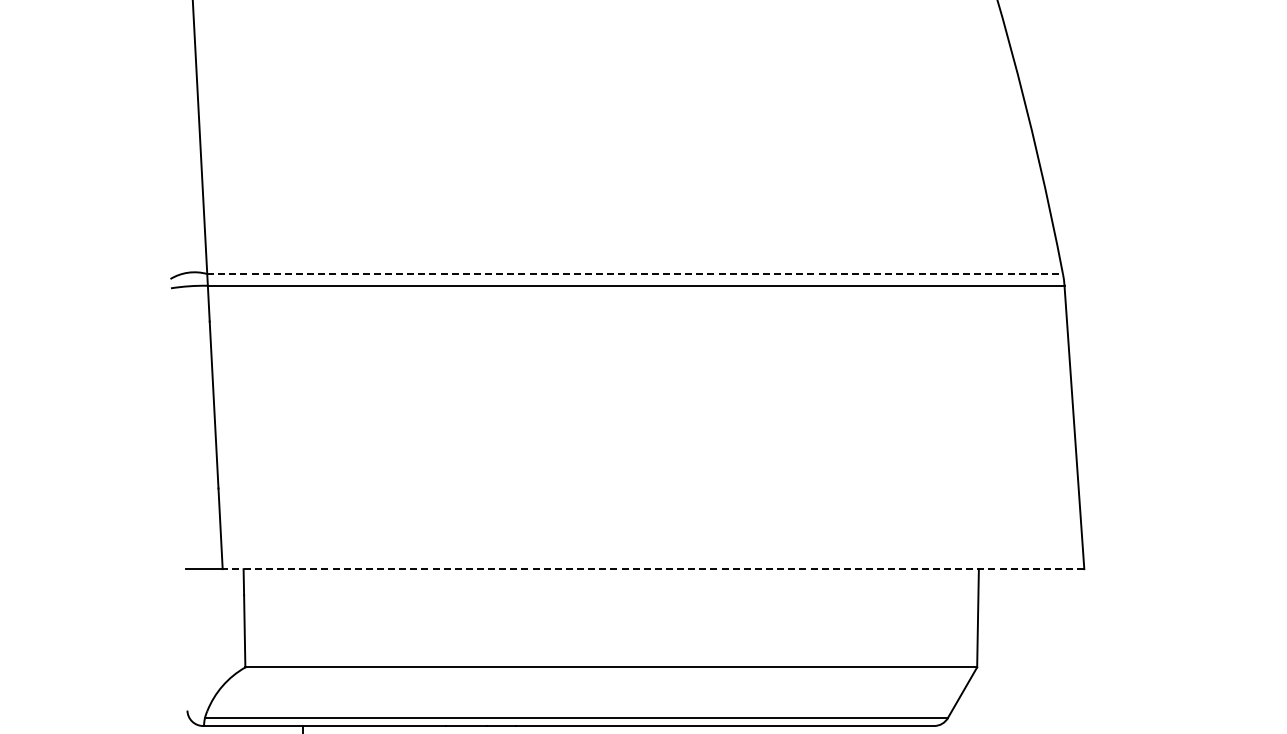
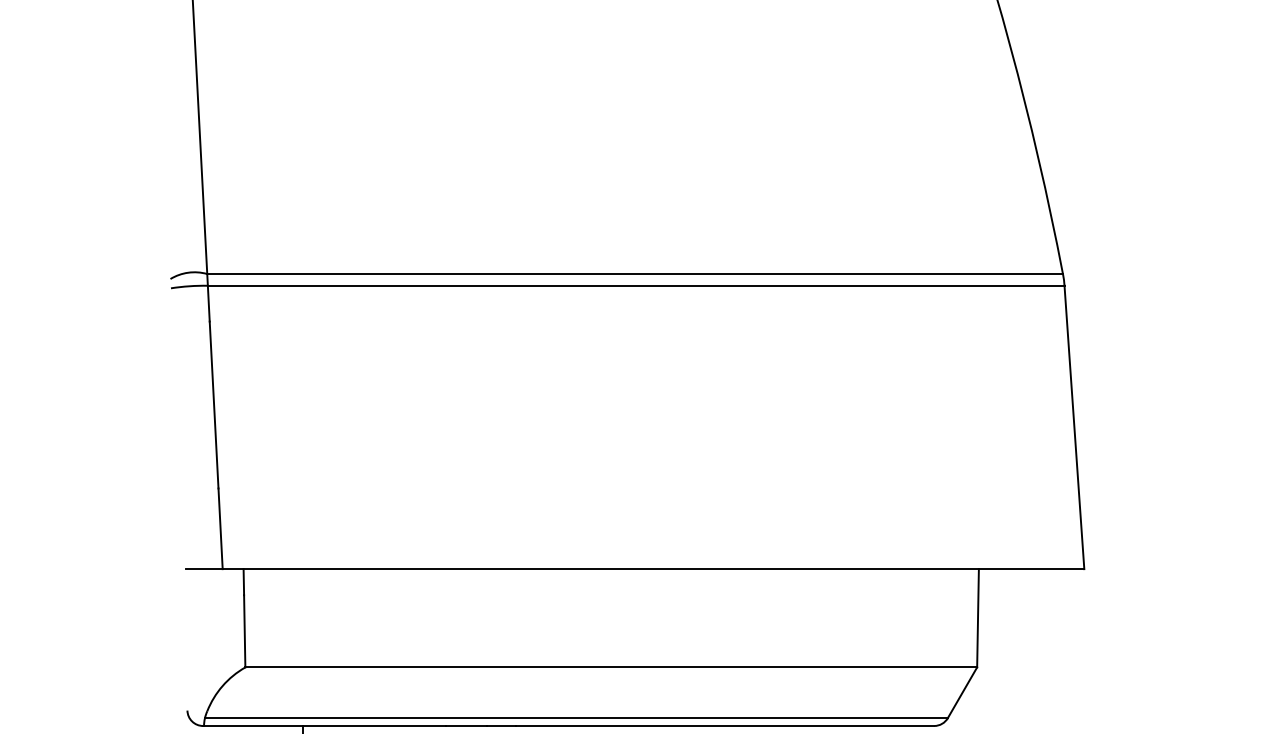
line: dashed -> solid (635, 274)
line: dashed -> solid (653, 569)
